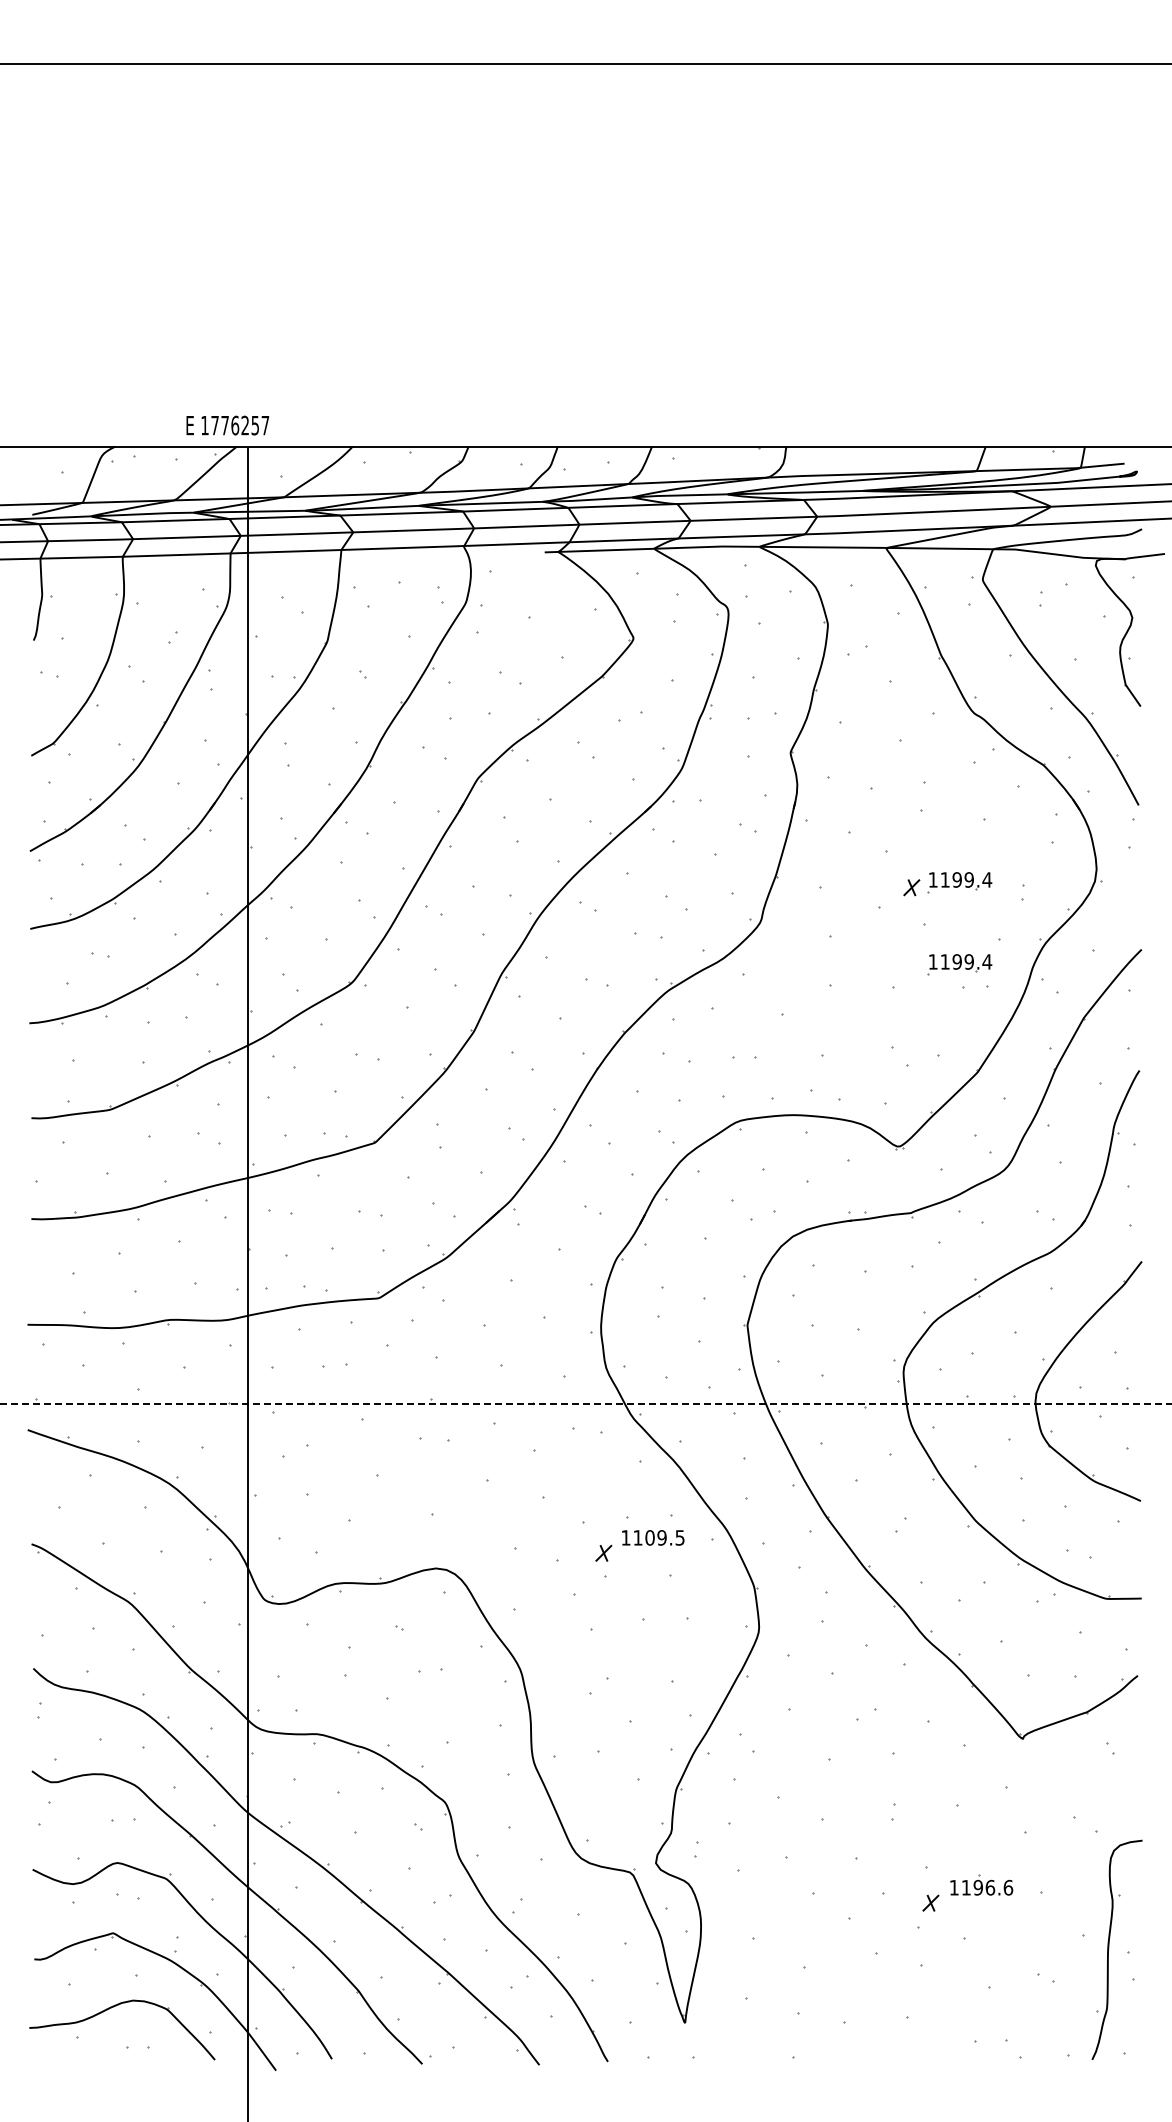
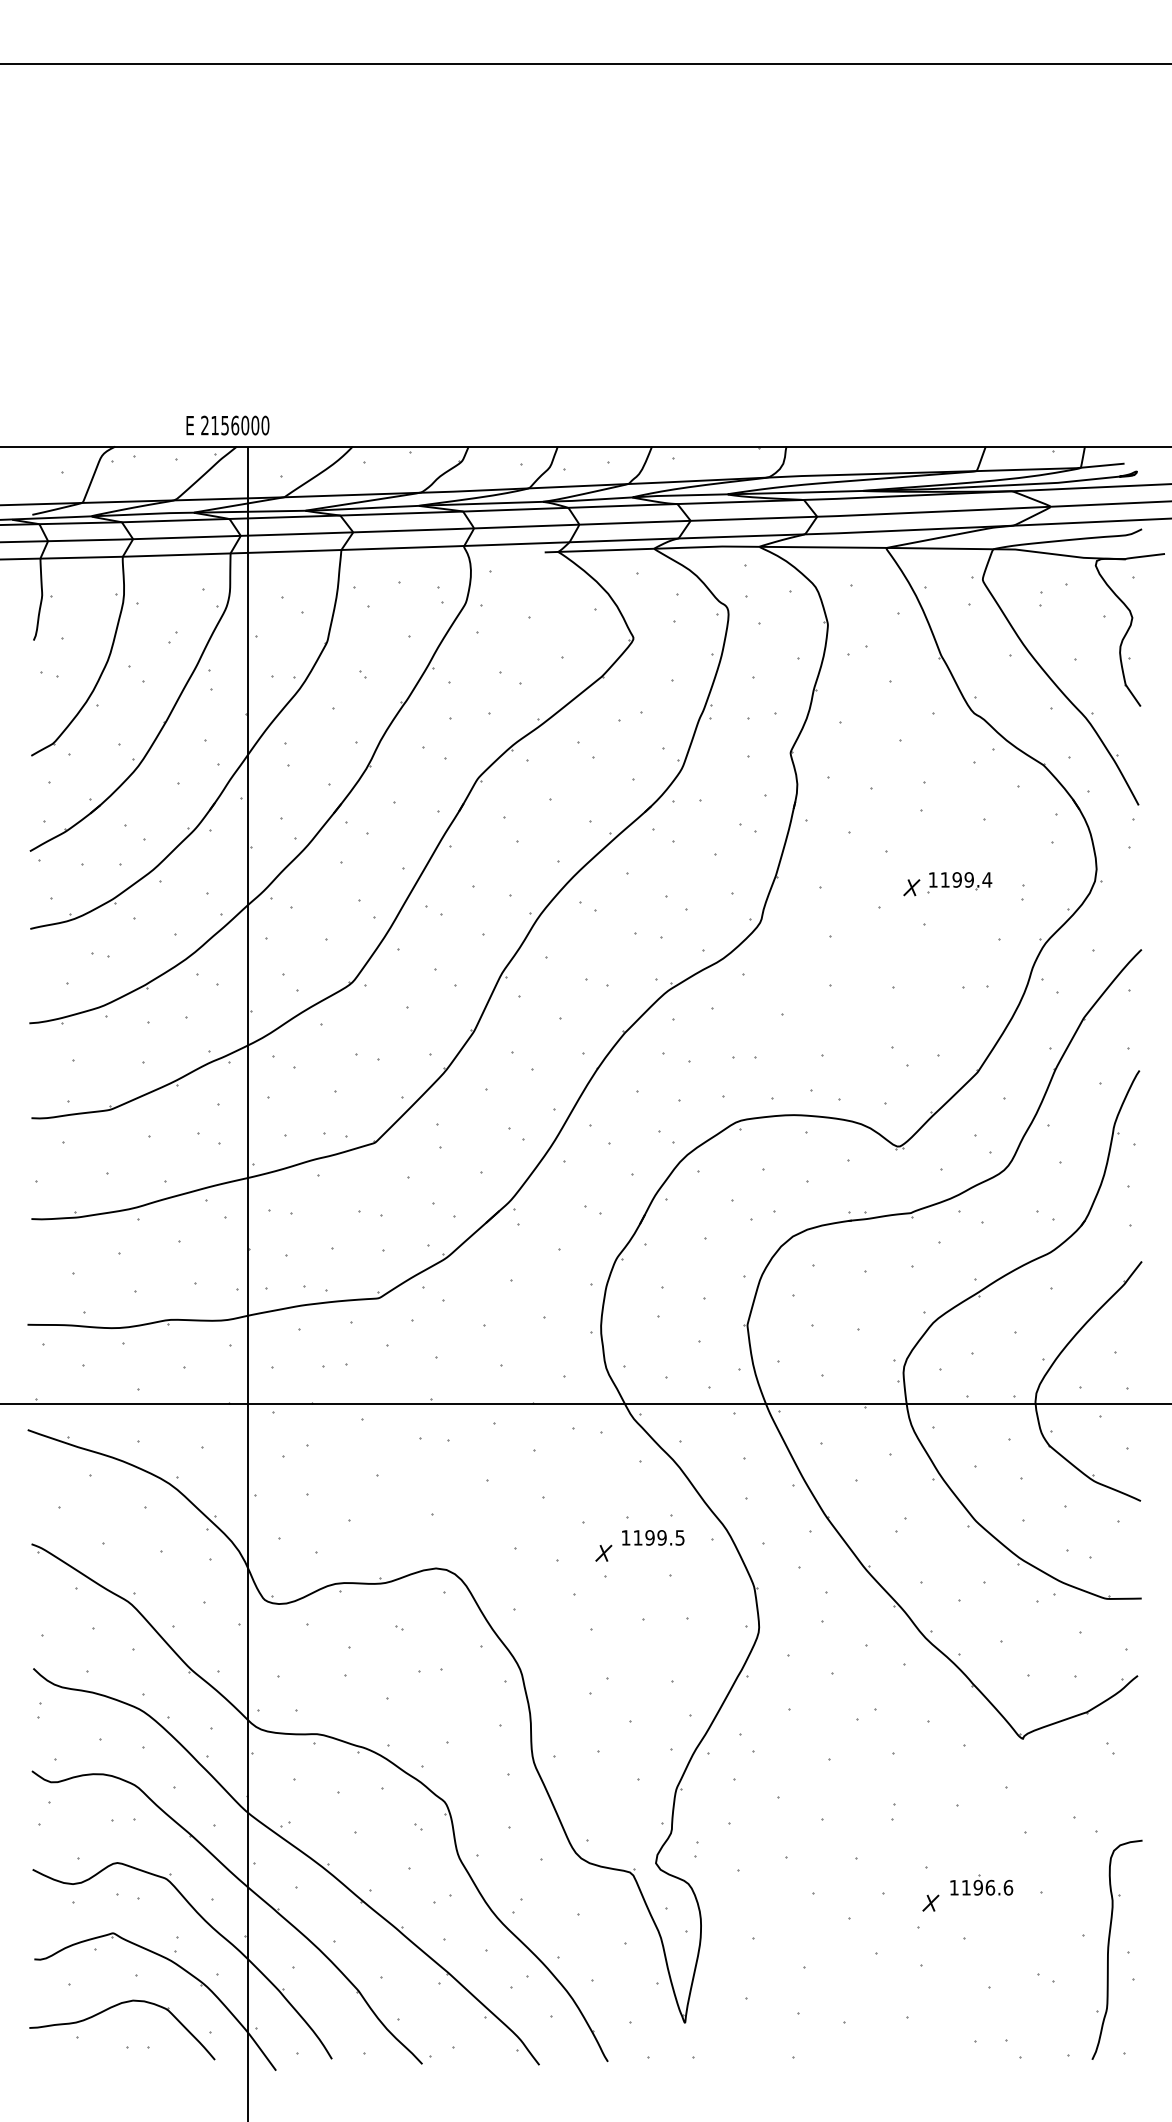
text: 1776257 -> 2156000 (235, 425)
part: present -> none (959, 964)
line: dashed -> solid (585, 1404)
text: 1109.5 -> 1199.5 (649, 1537)
